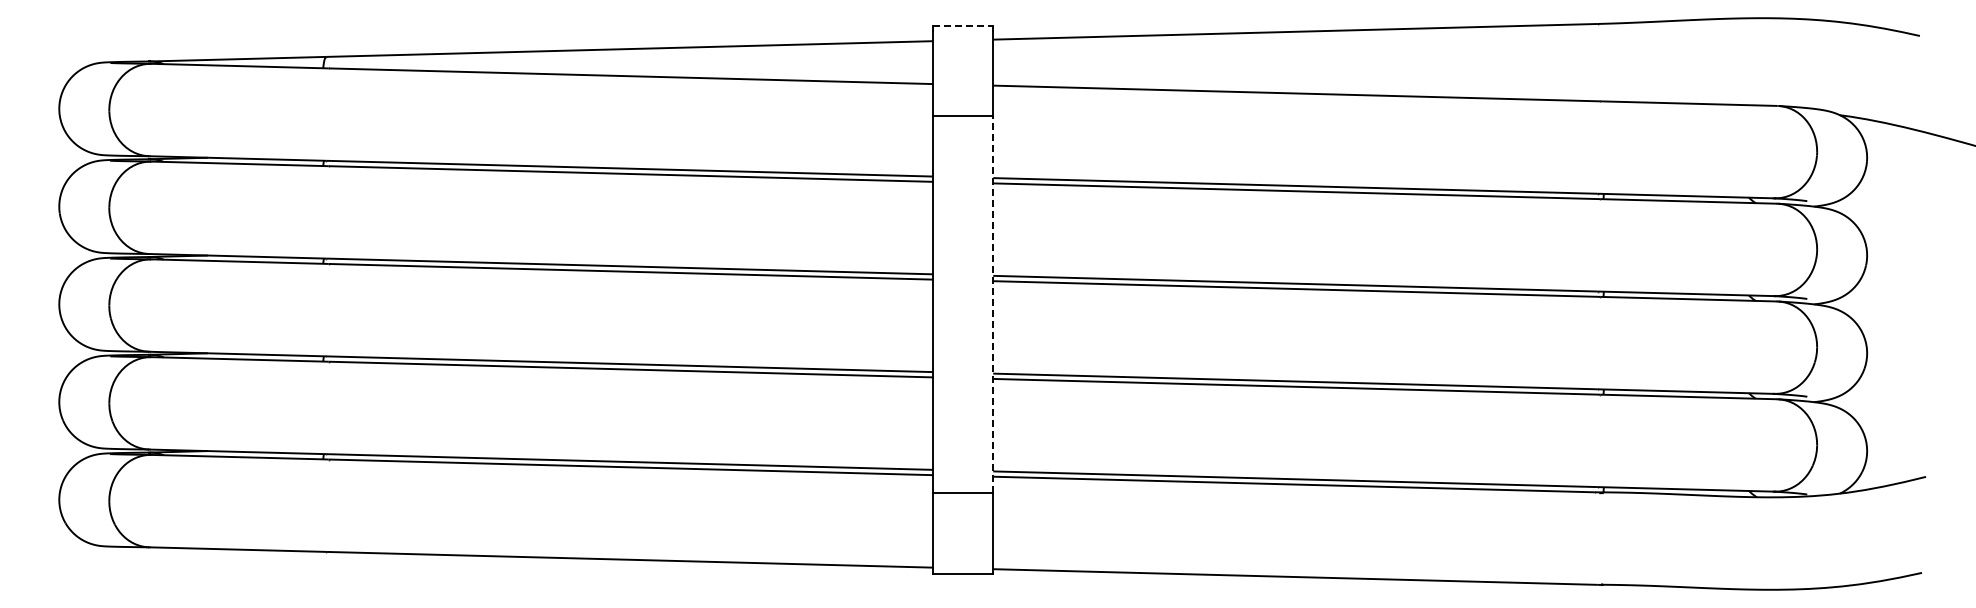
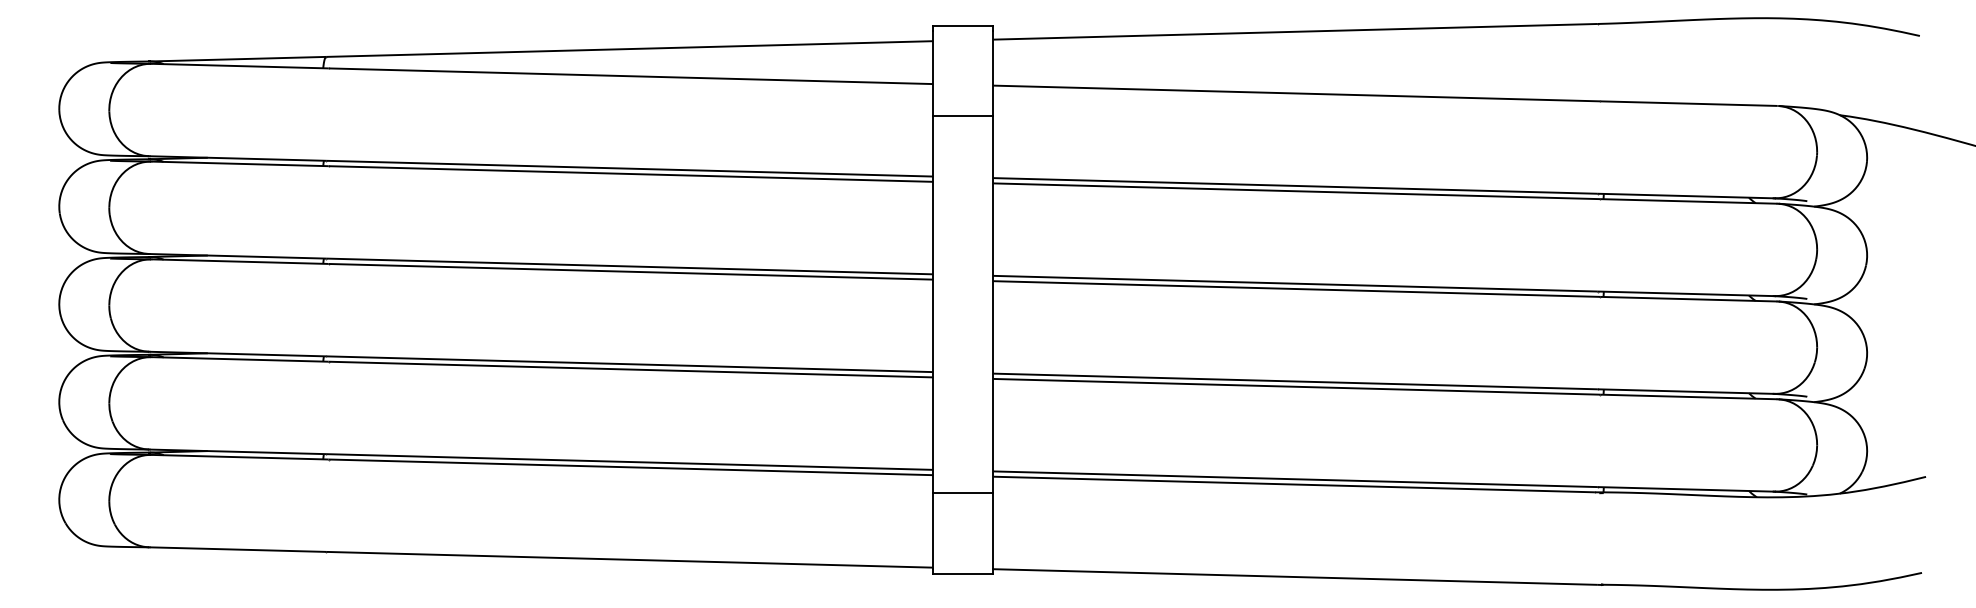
line: dashed -> solid (963, 26)
line: dashed -> solid (993, 303)
